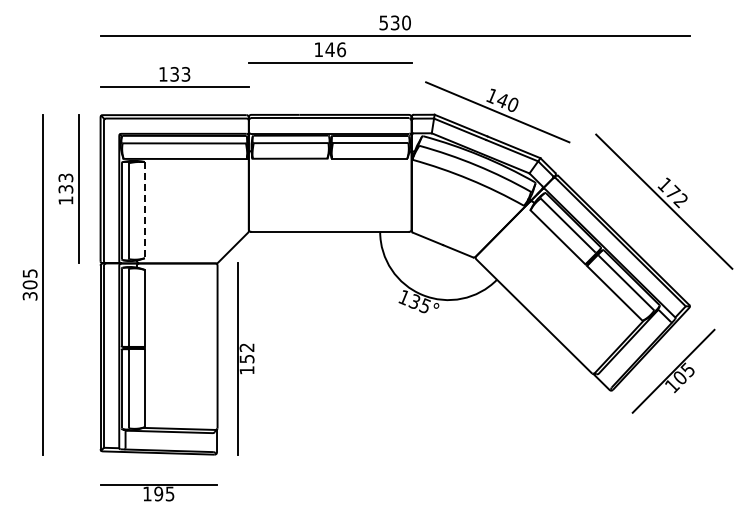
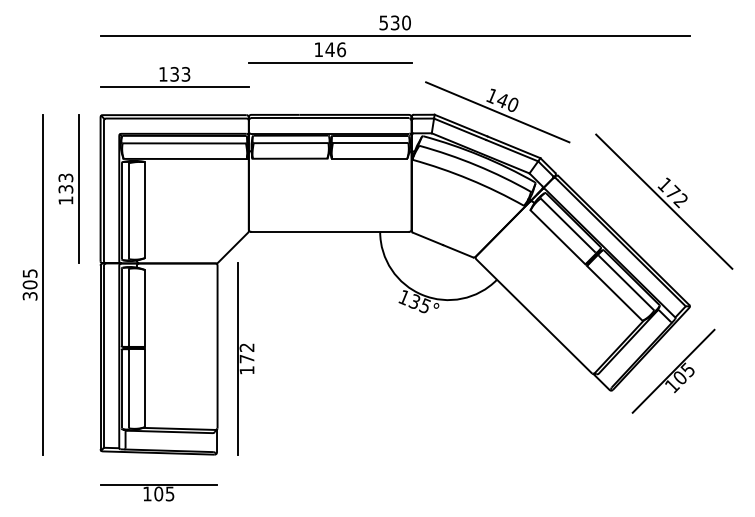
line: dashed -> solid (144, 210)
text: 152 -> 172 (246, 359)
text: 195 -> 105 (158, 493)
